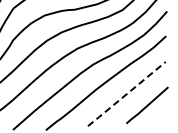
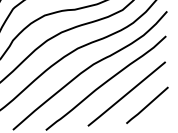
line: dashed -> solid (126, 94)
